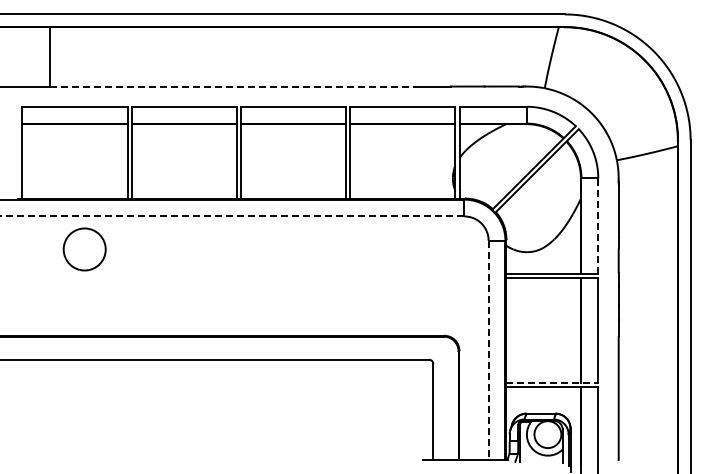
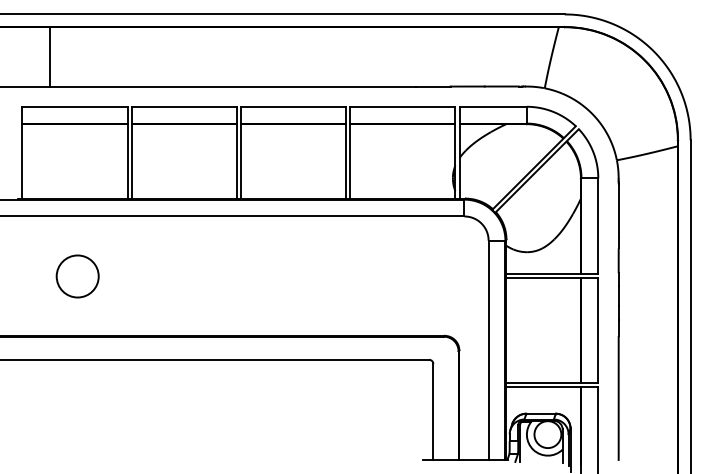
line: dashed -> solid (233, 86)
line: dashed -> solid (232, 216)
line: dashed -> solid (598, 225)
circle position: (84, 249) -> (77, 276) (77, 276)
line: dashed -> solid (488, 350)
line: dashed -> solid (552, 382)
